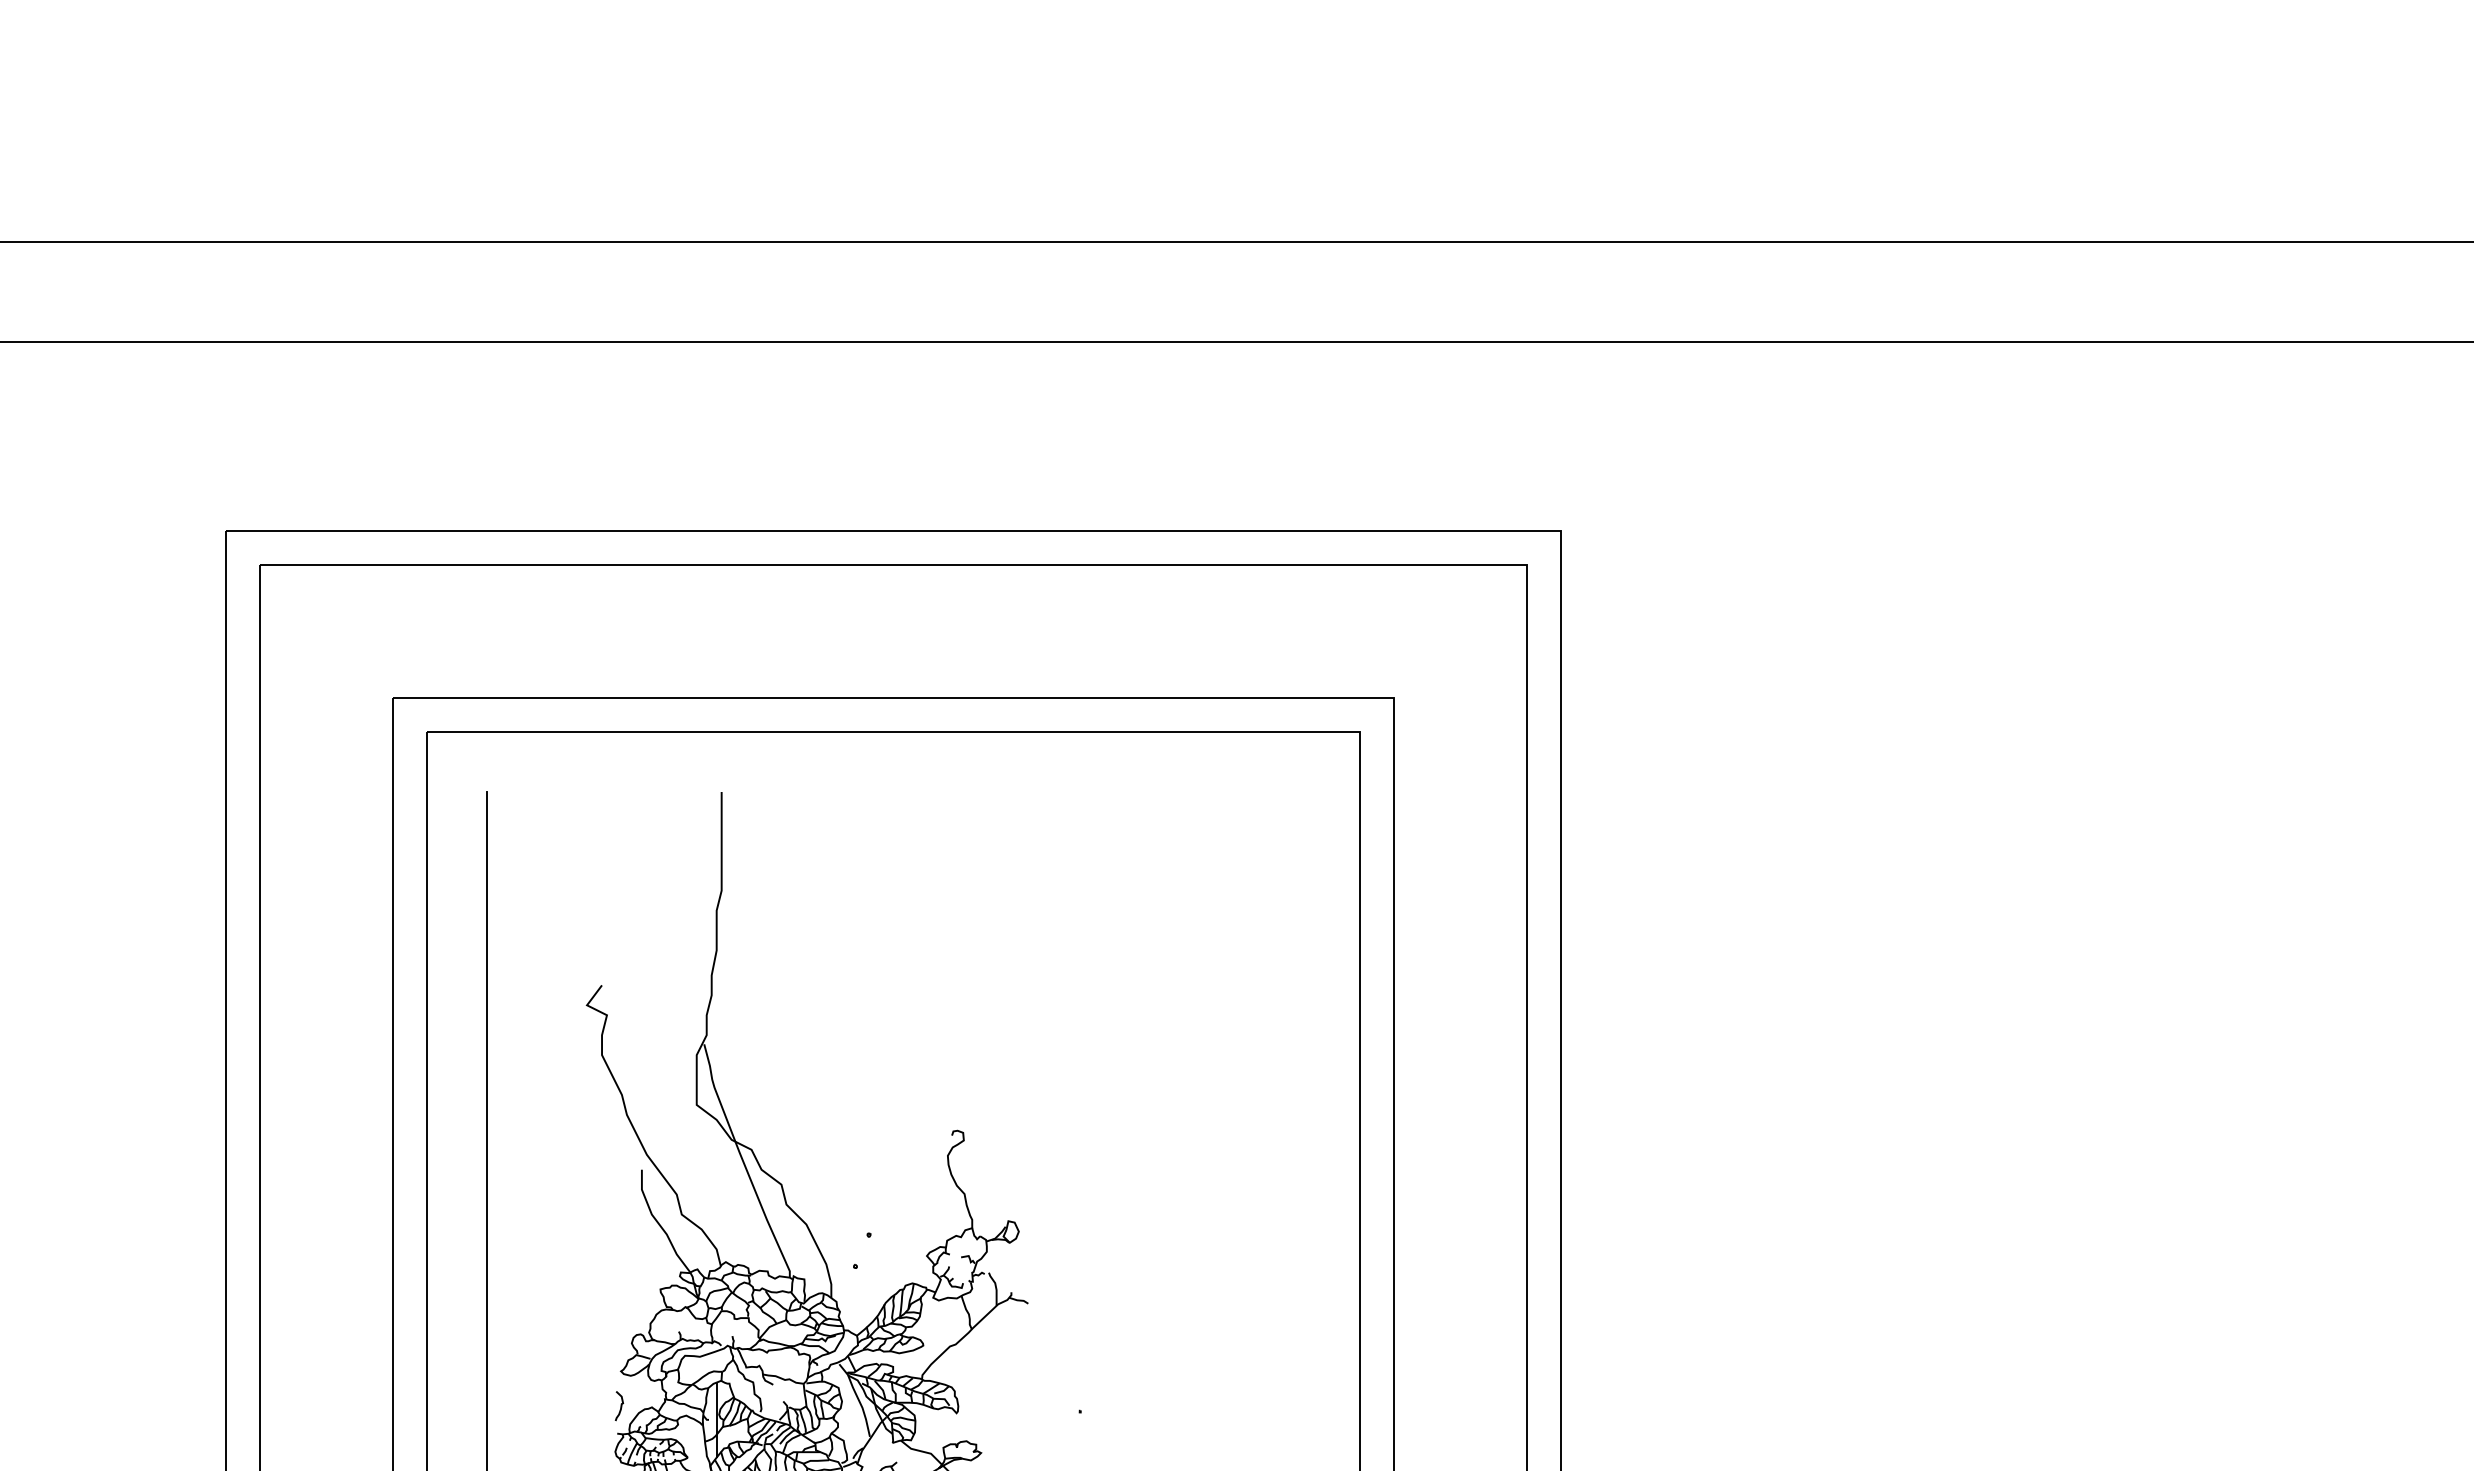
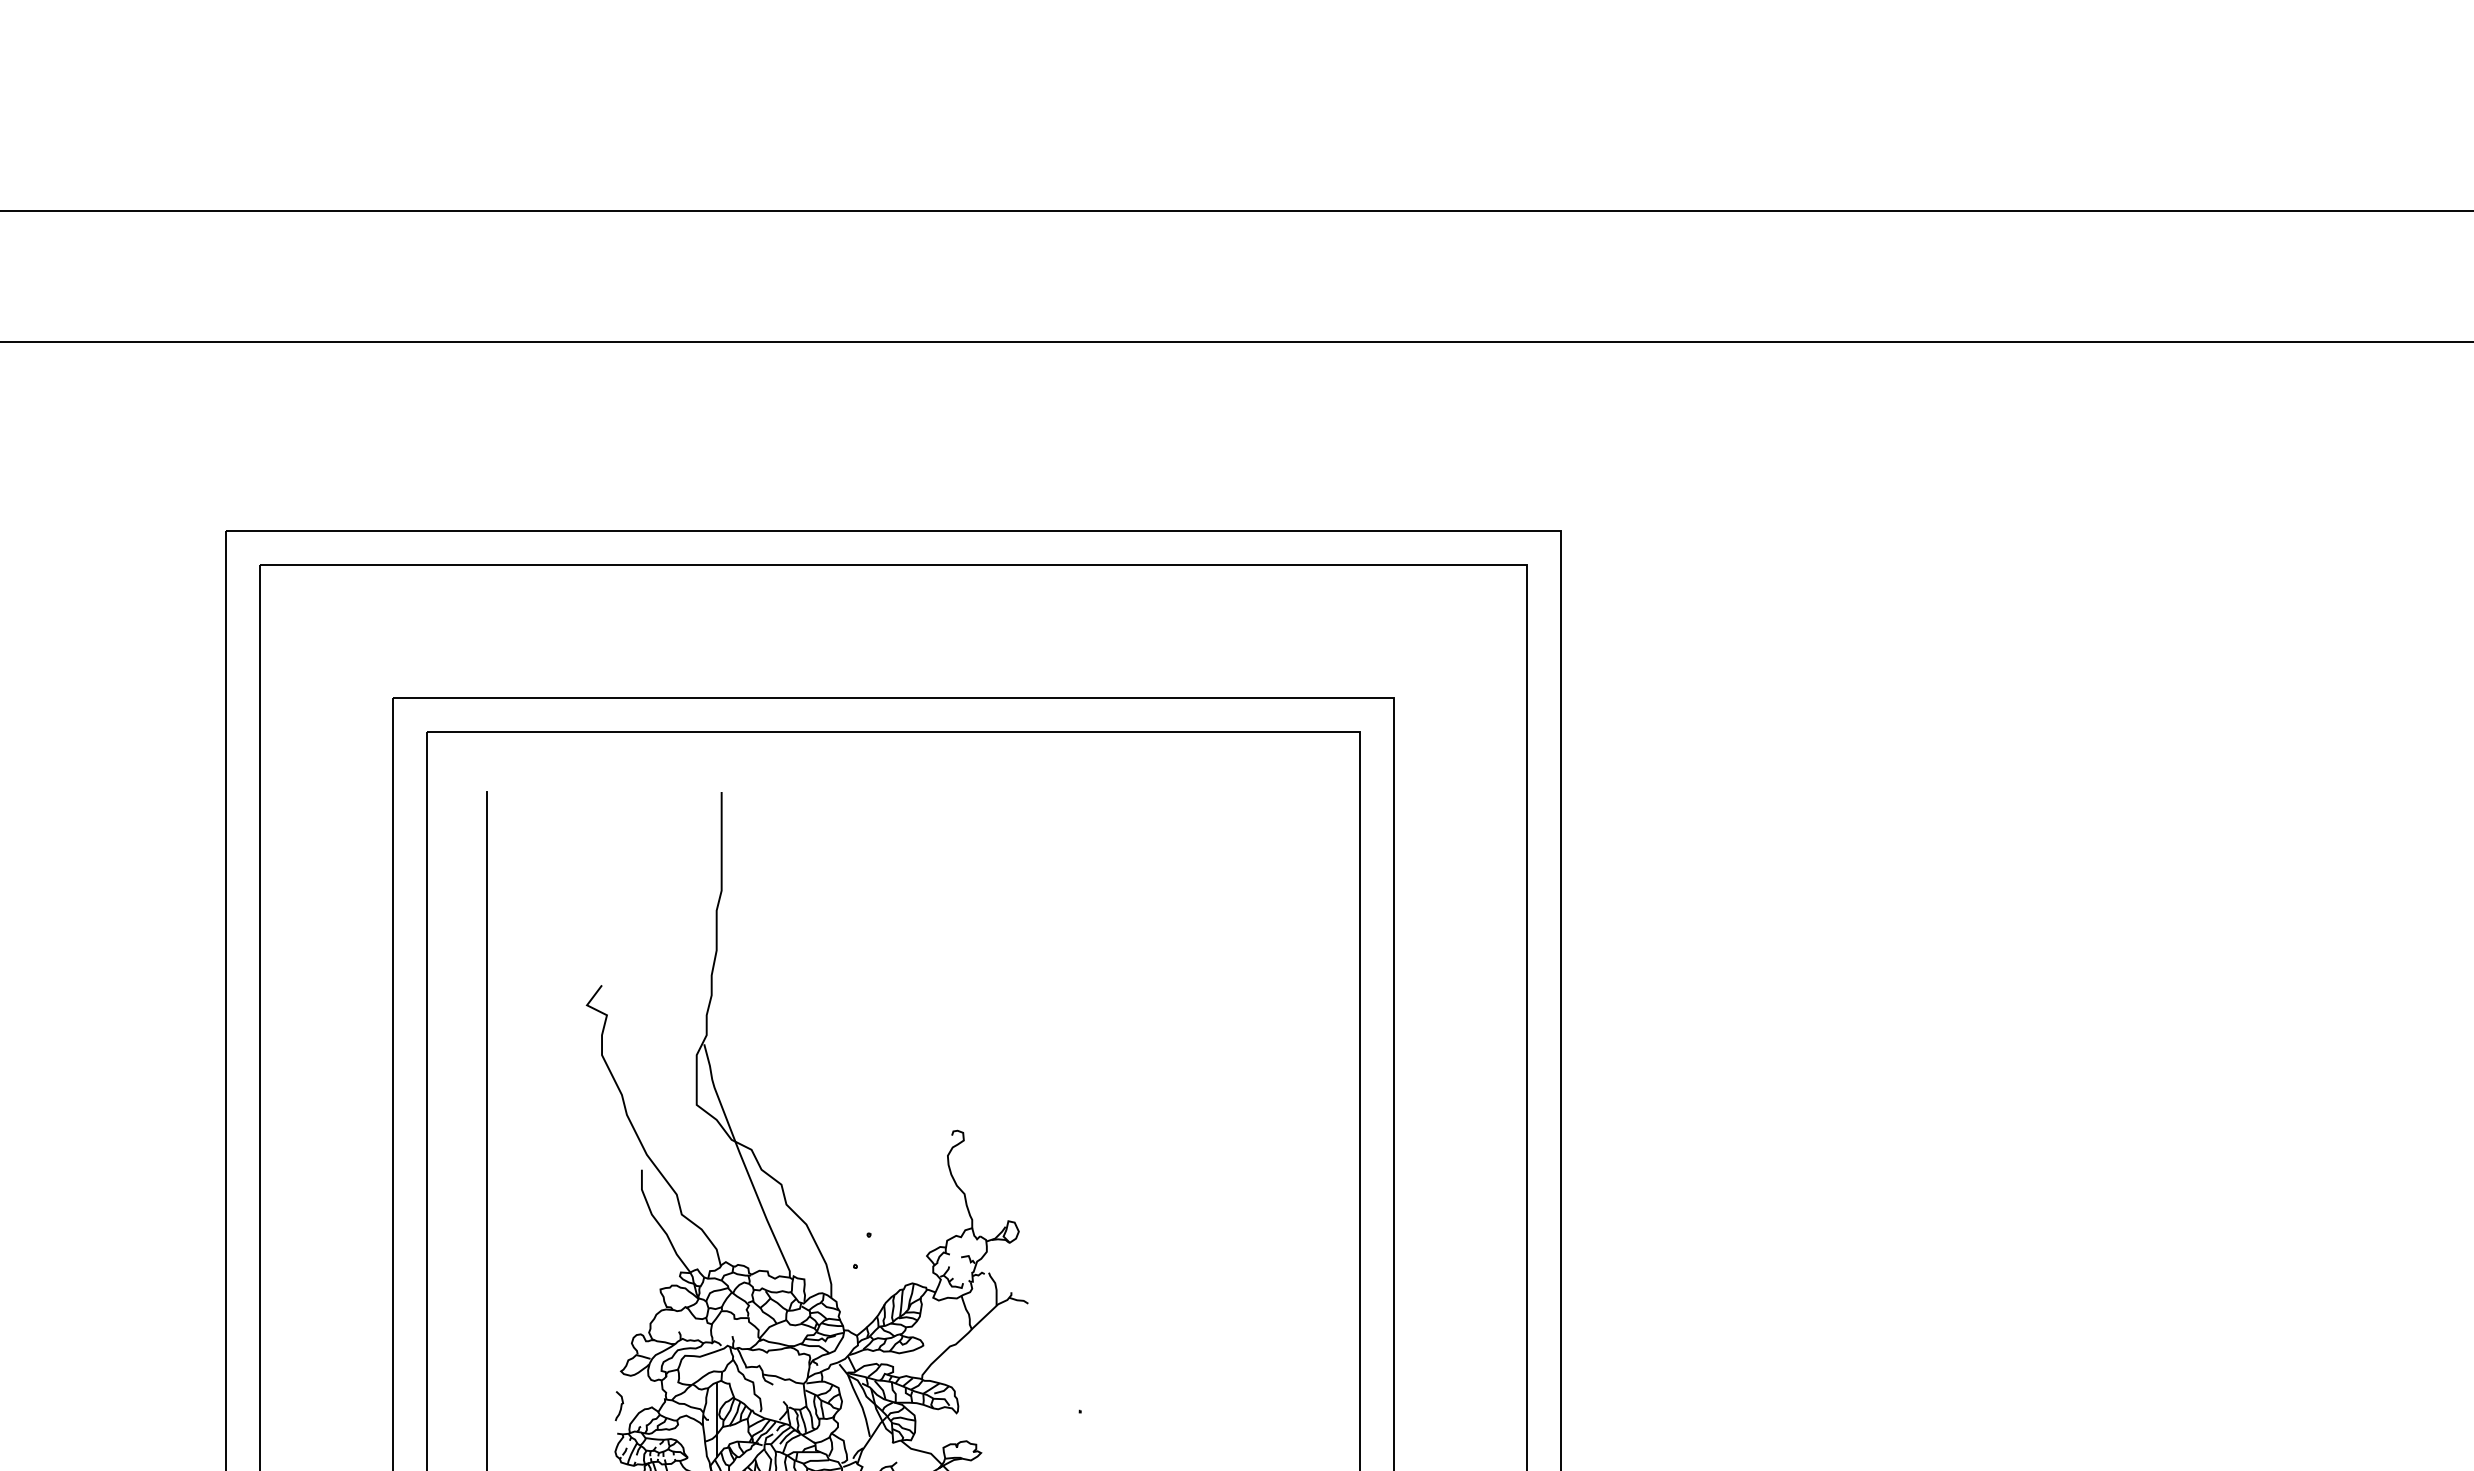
line position: (1236, 242) -> (1236, 211) (1236, 211)
